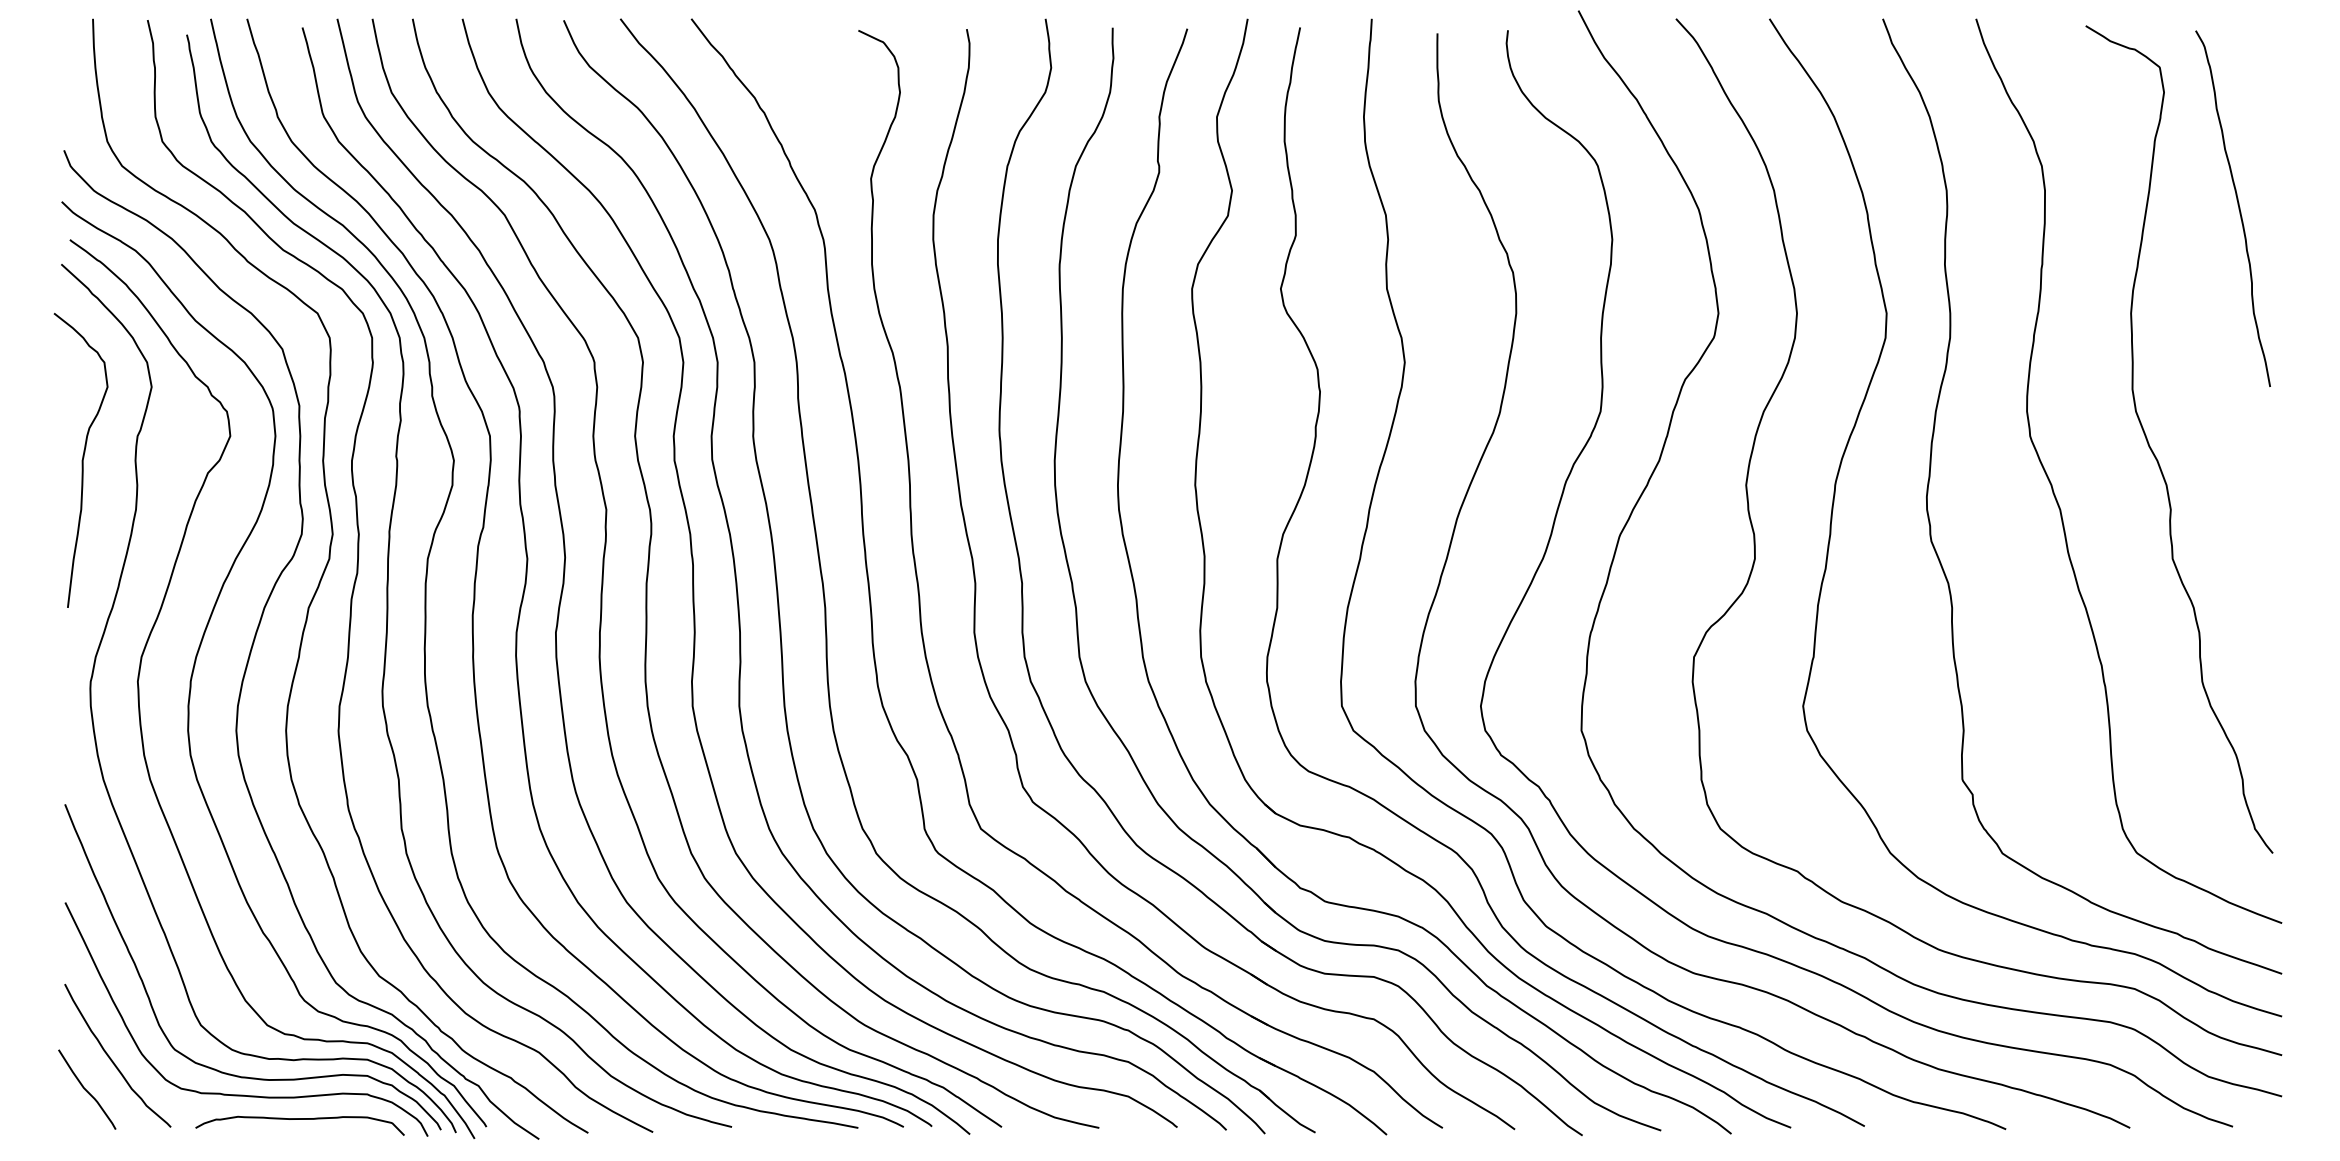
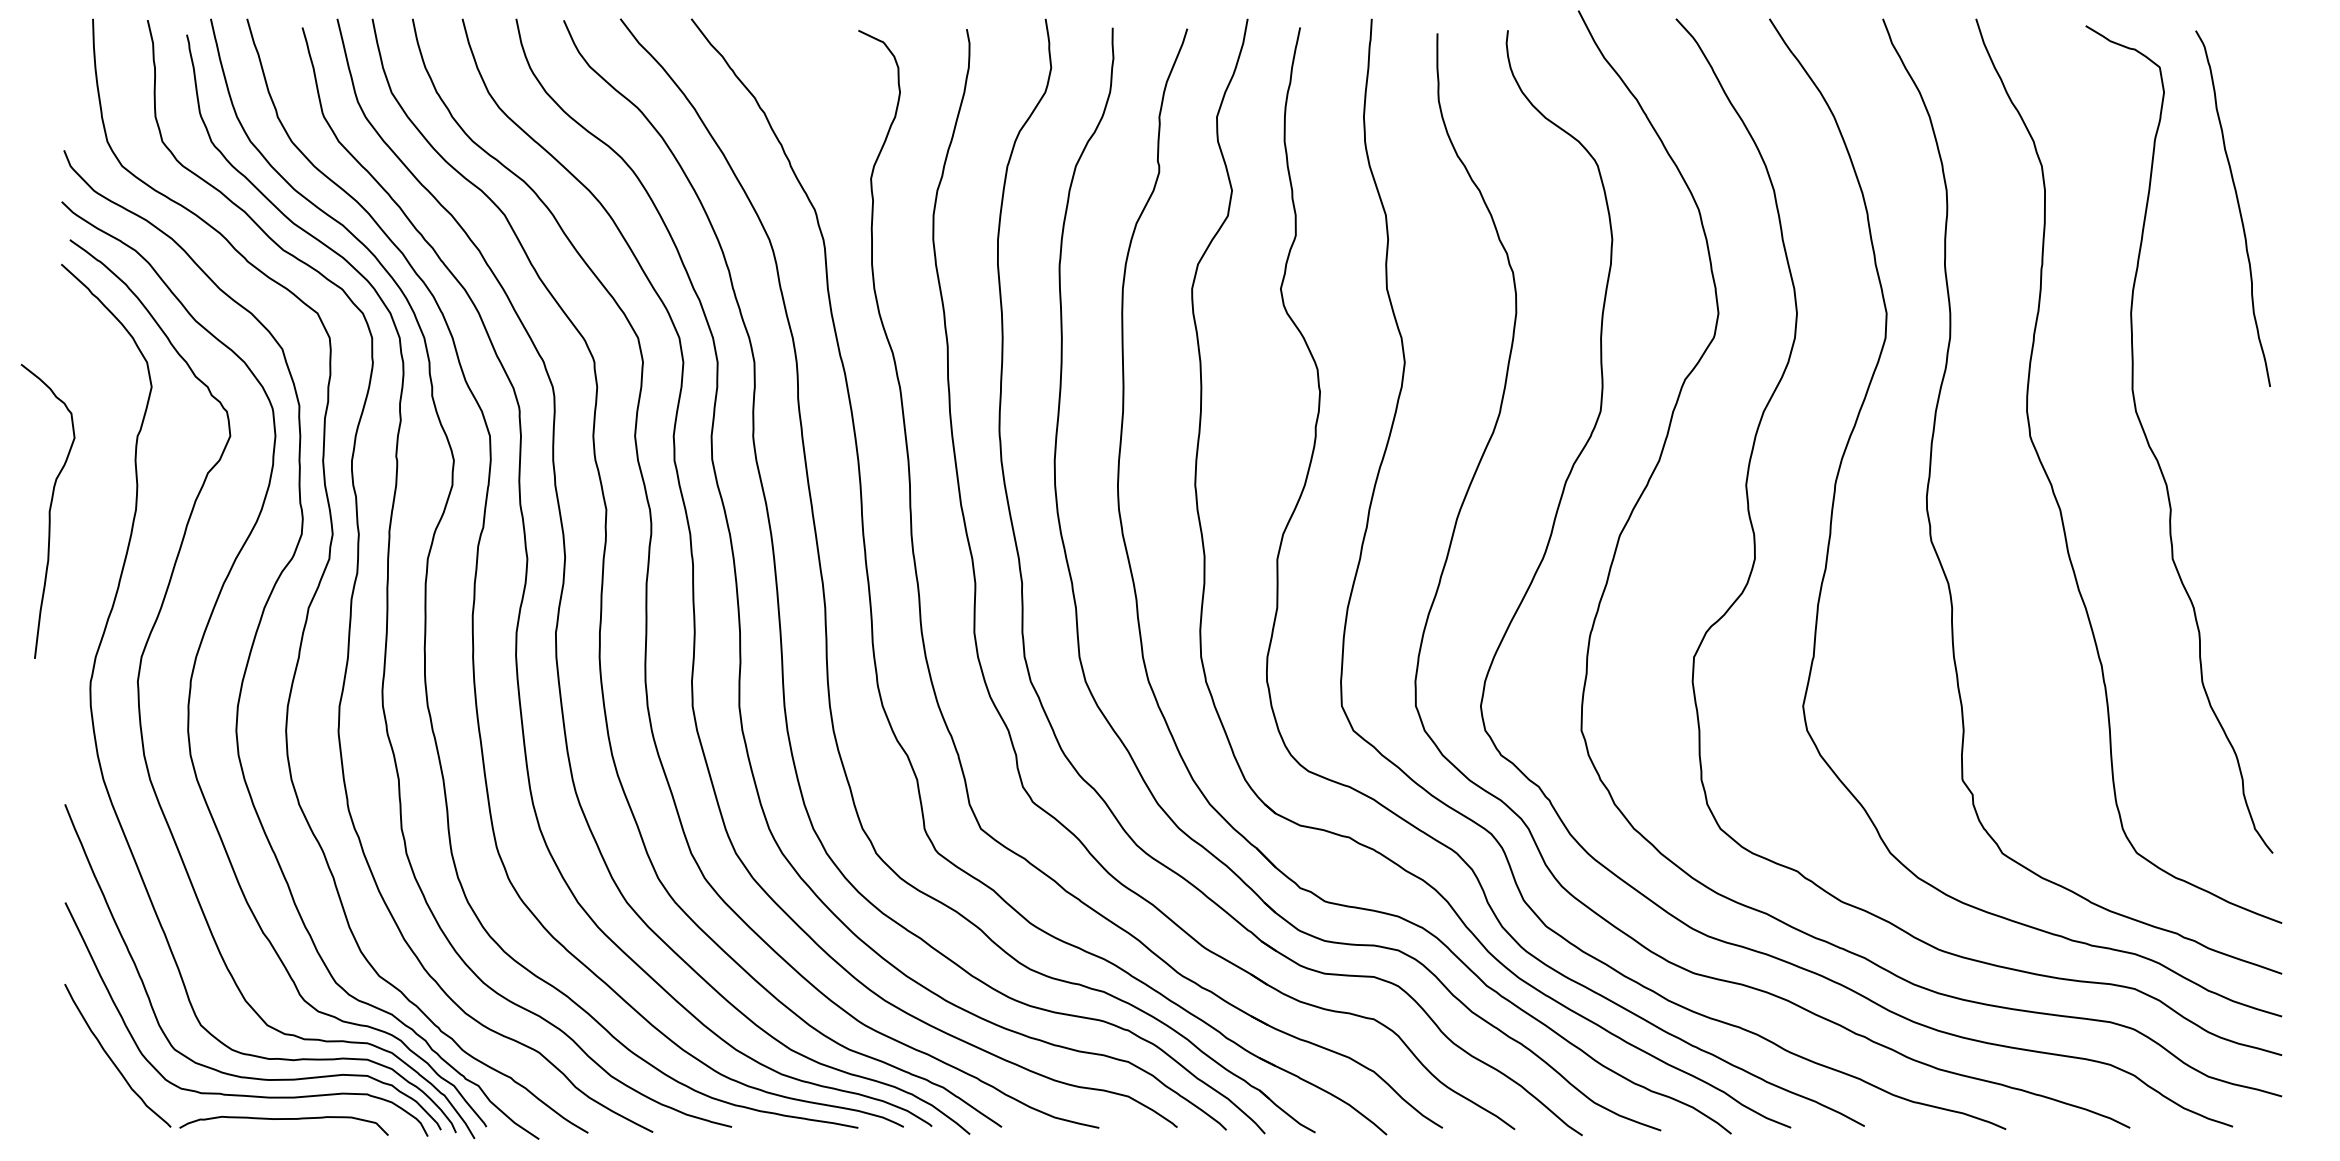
curve position: (81, 460) -> (48, 511) (48, 511)
curve: present -> none (86, 1089)
curve position: (299, 1119) -> (283, 1119) (283, 1119)
